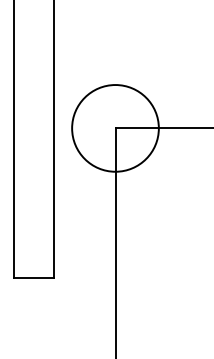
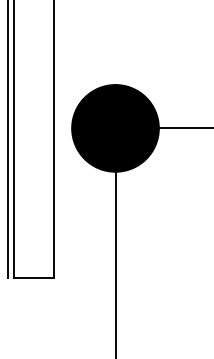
fill: none -> present (115, 128)
line: none -> present (7, 139)
